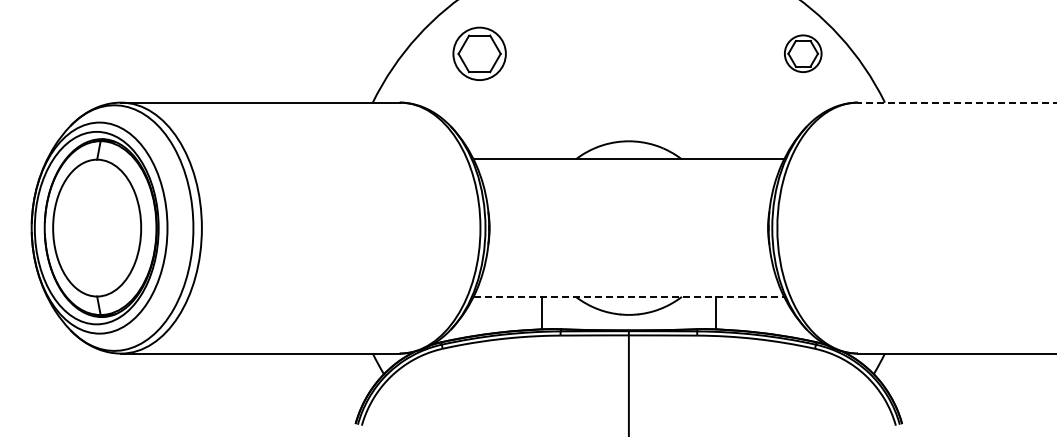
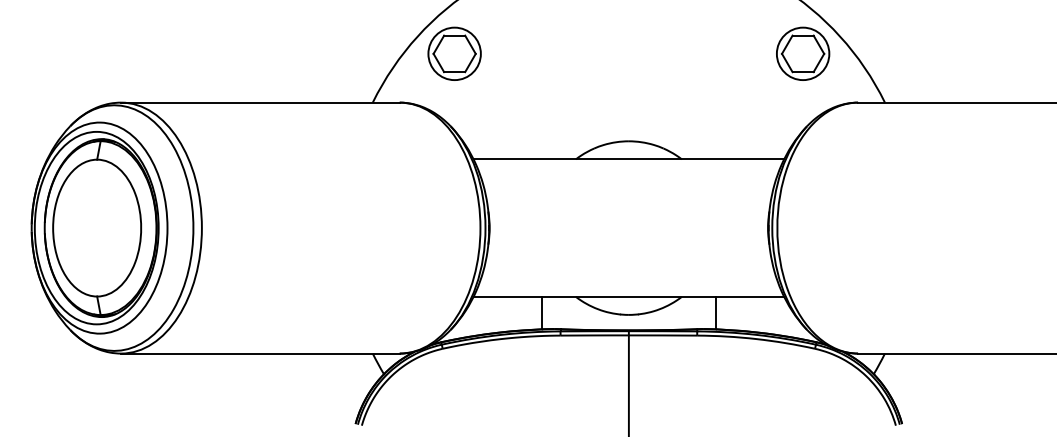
part position: (479, 53) -> (454, 53) (454, 53)
part size: 39x39 px -> 55x55 px (803, 53)
line: dashed -> solid (956, 102)
line: dashed -> solid (629, 296)
